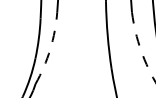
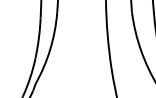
arc: dashed -> solid (140, 48)
arc: dashed -> solid (50, 49)
